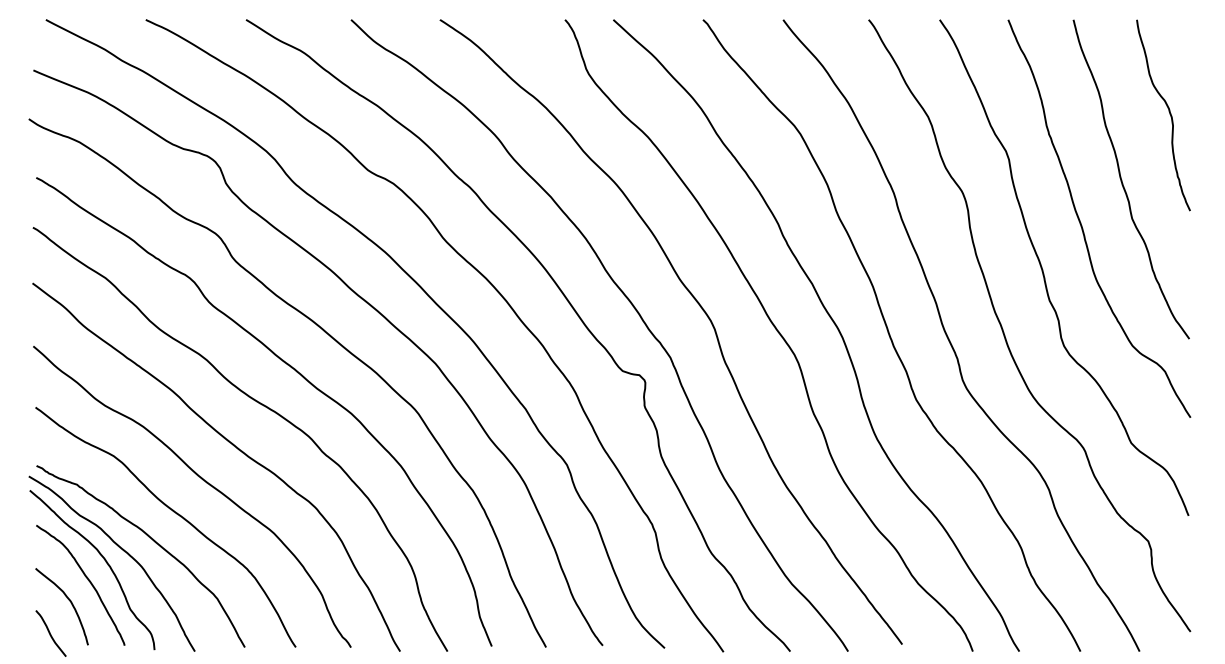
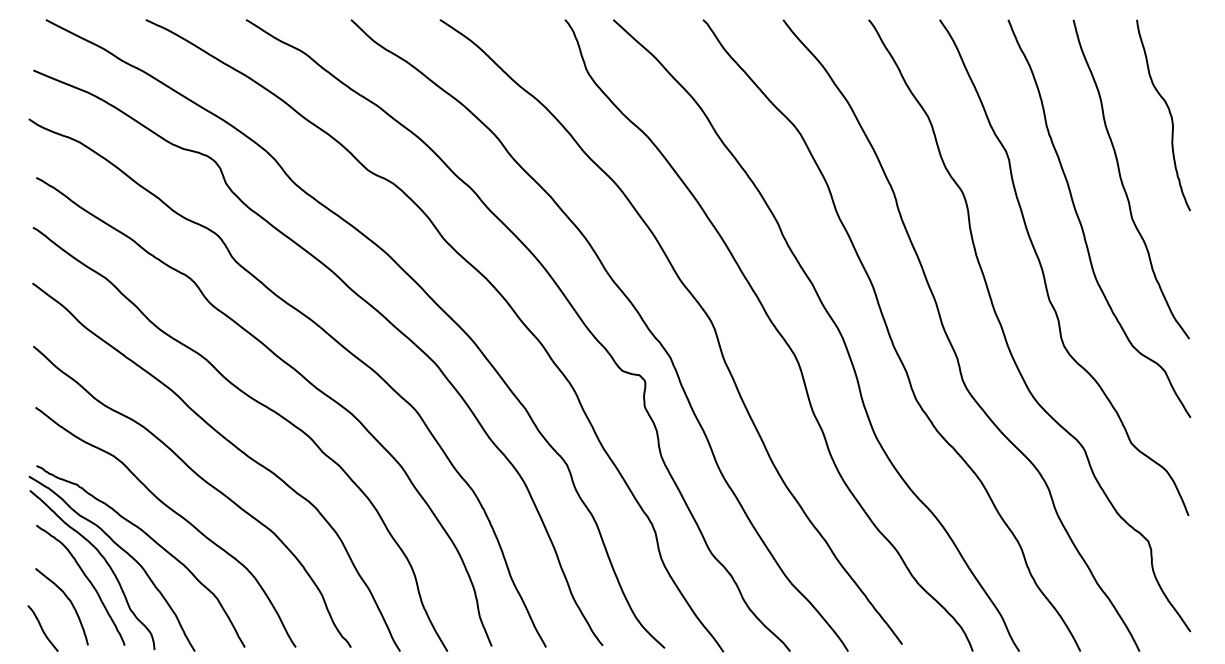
curve position: (50, 633) -> (42, 628) (42, 628)
